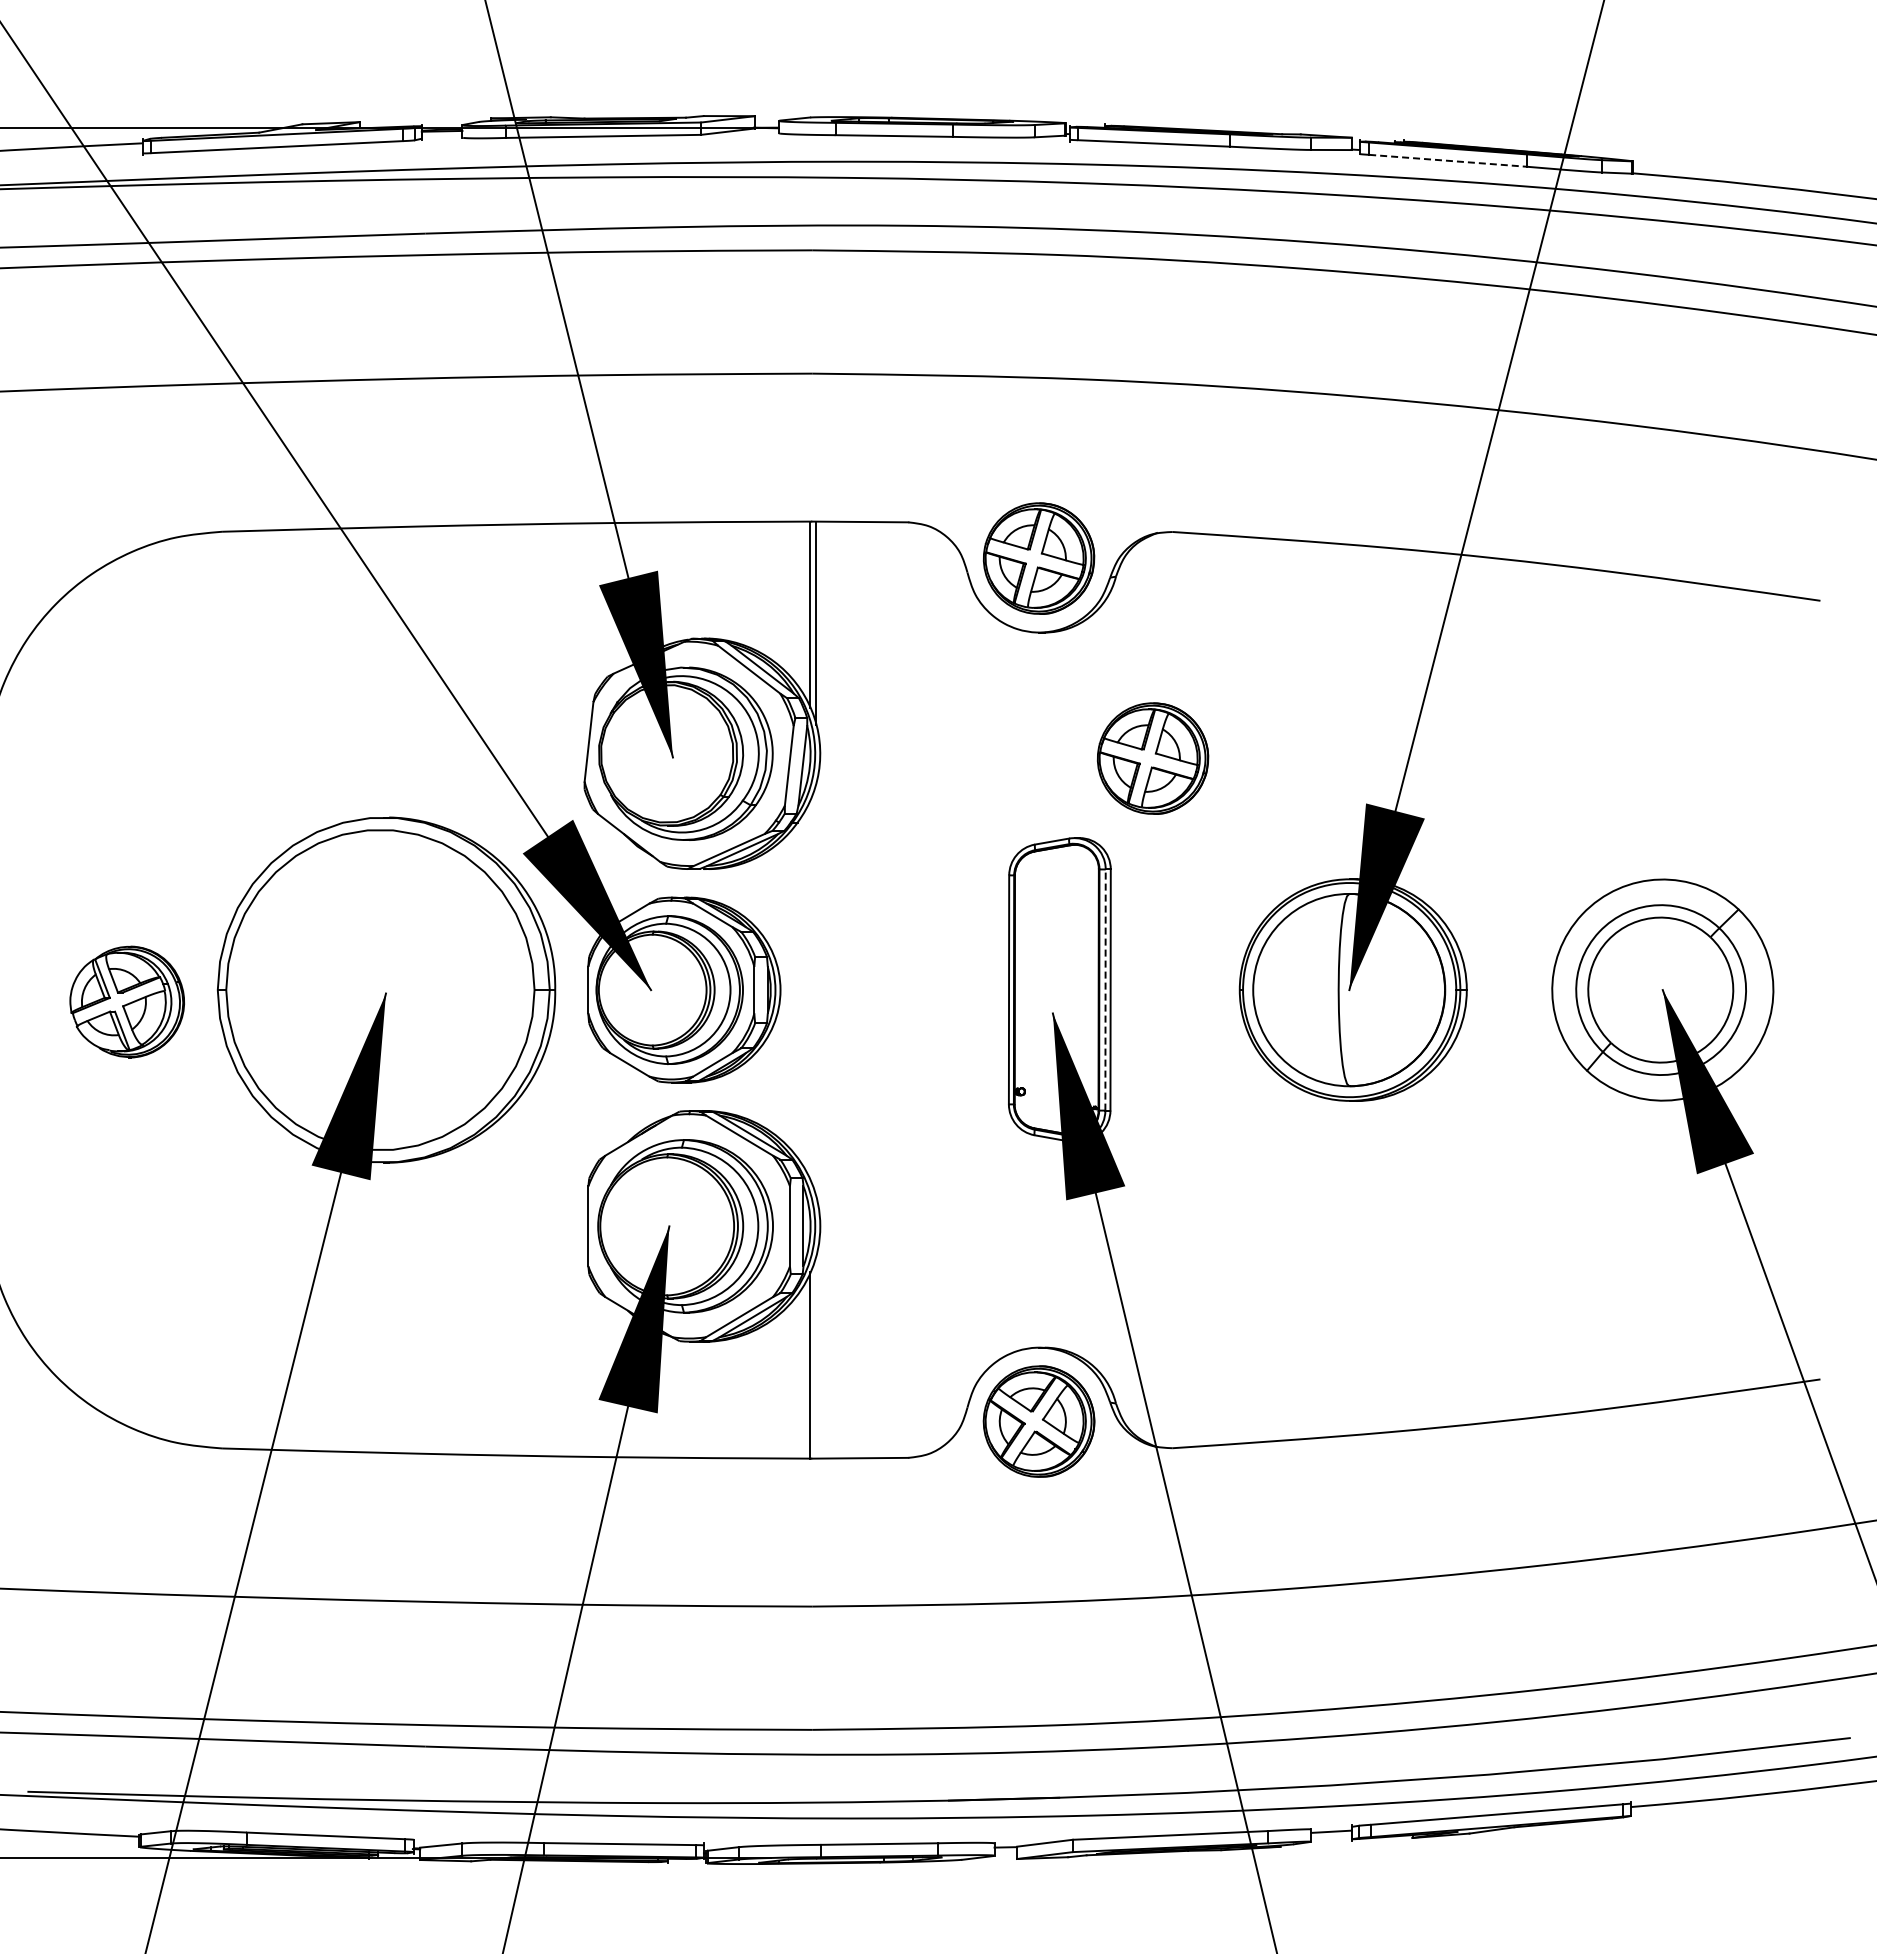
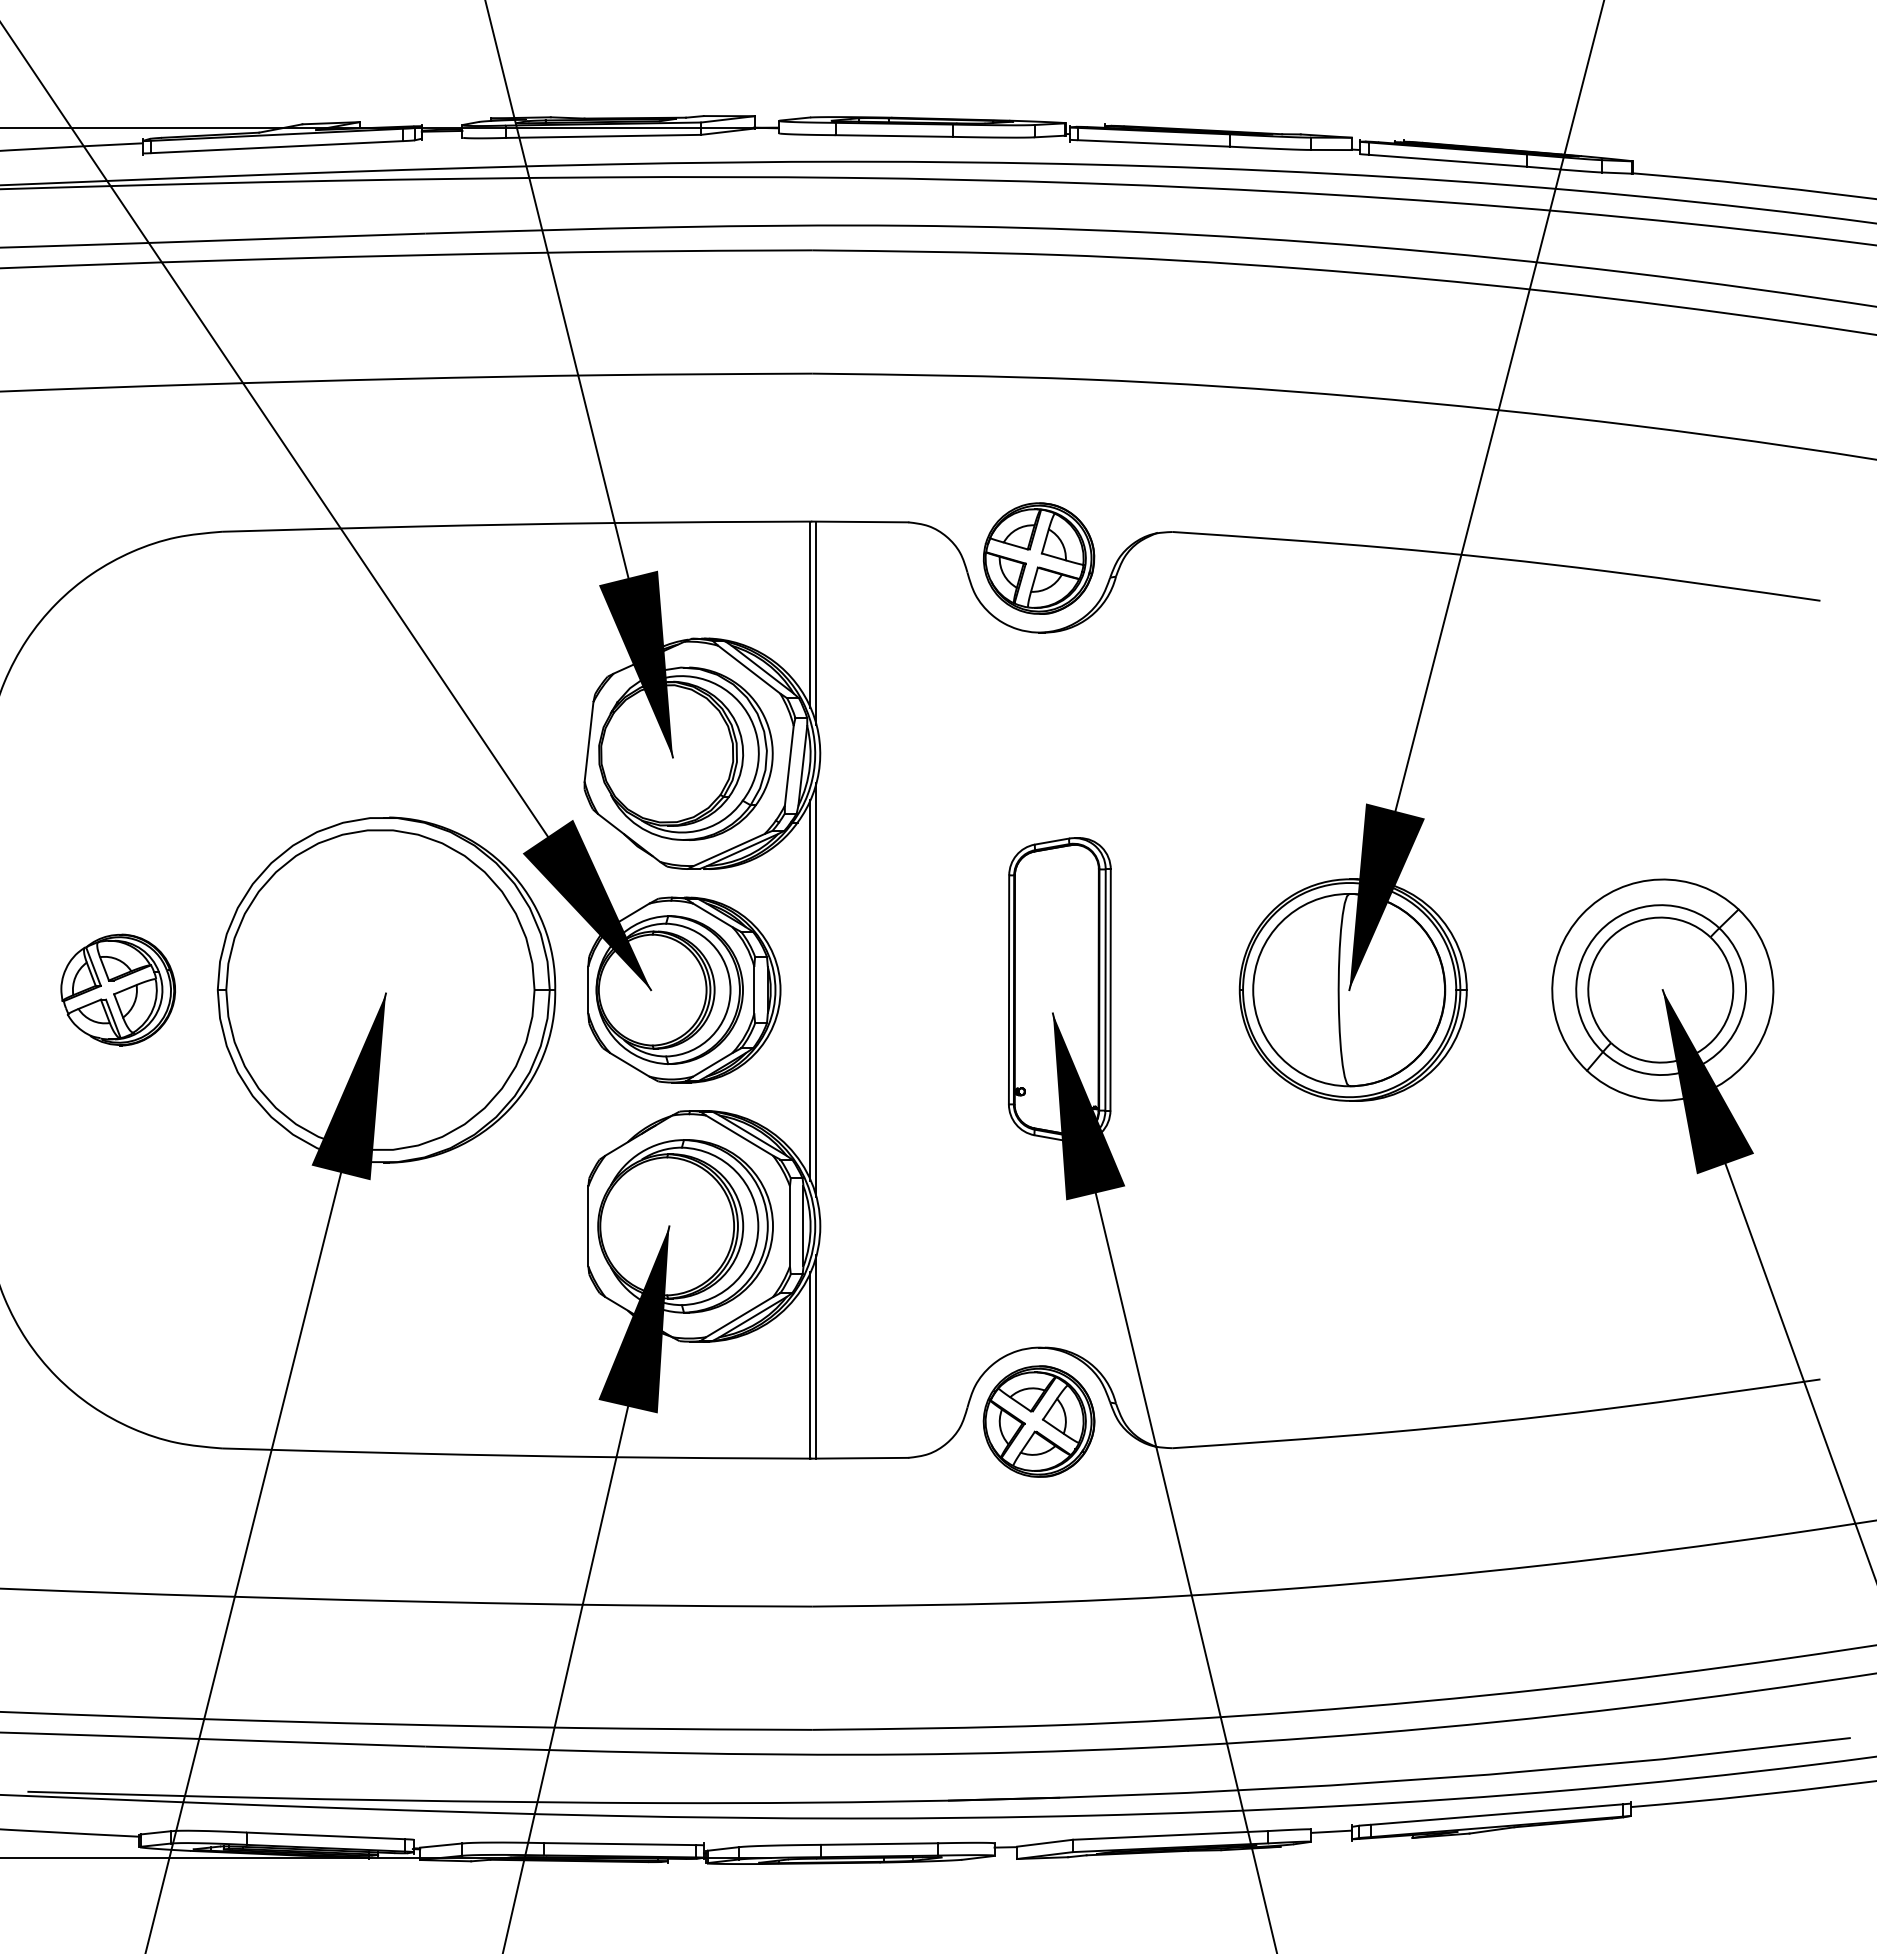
line: dashed -> solid (1448, 160)
part: present -> none (1153, 758)
line: none -> present (810, 989)
line: none -> present (815, 989)
line: dashed -> solid (1105, 990)
part position: (126, 1001) -> (117, 989) (117, 989)
line: none -> present (815, 1356)
